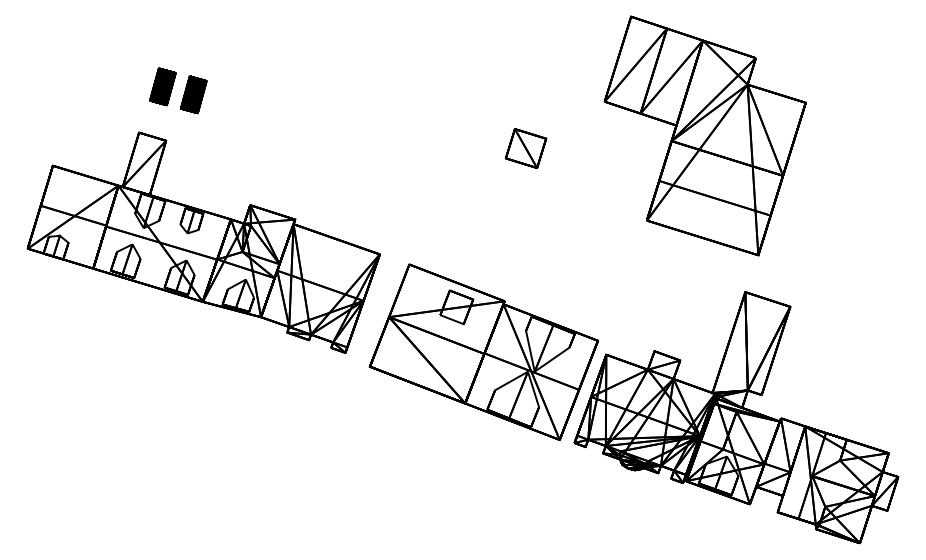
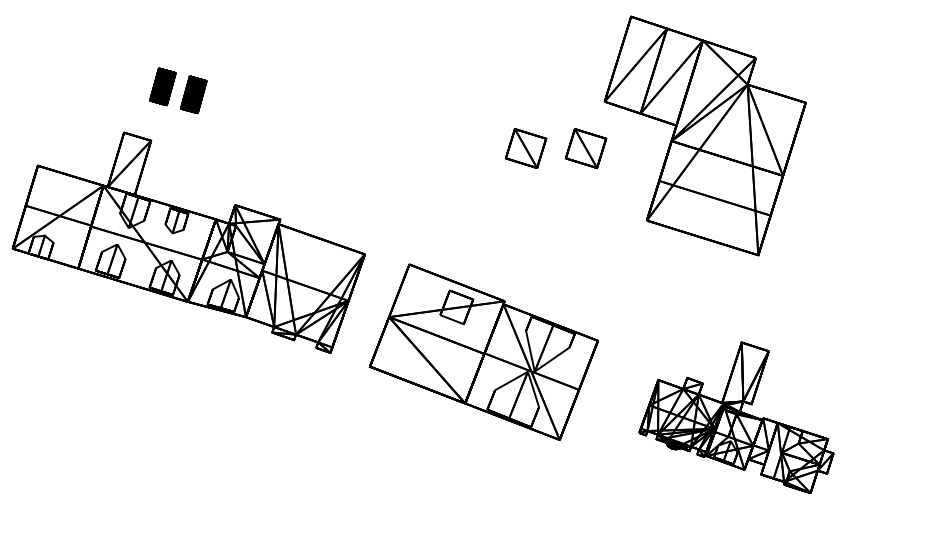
part: none -> present (585, 148)
part position: (203, 242) -> (188, 242) (188, 242)
part size: 327x254 px -> 197x153 px (736, 417)
